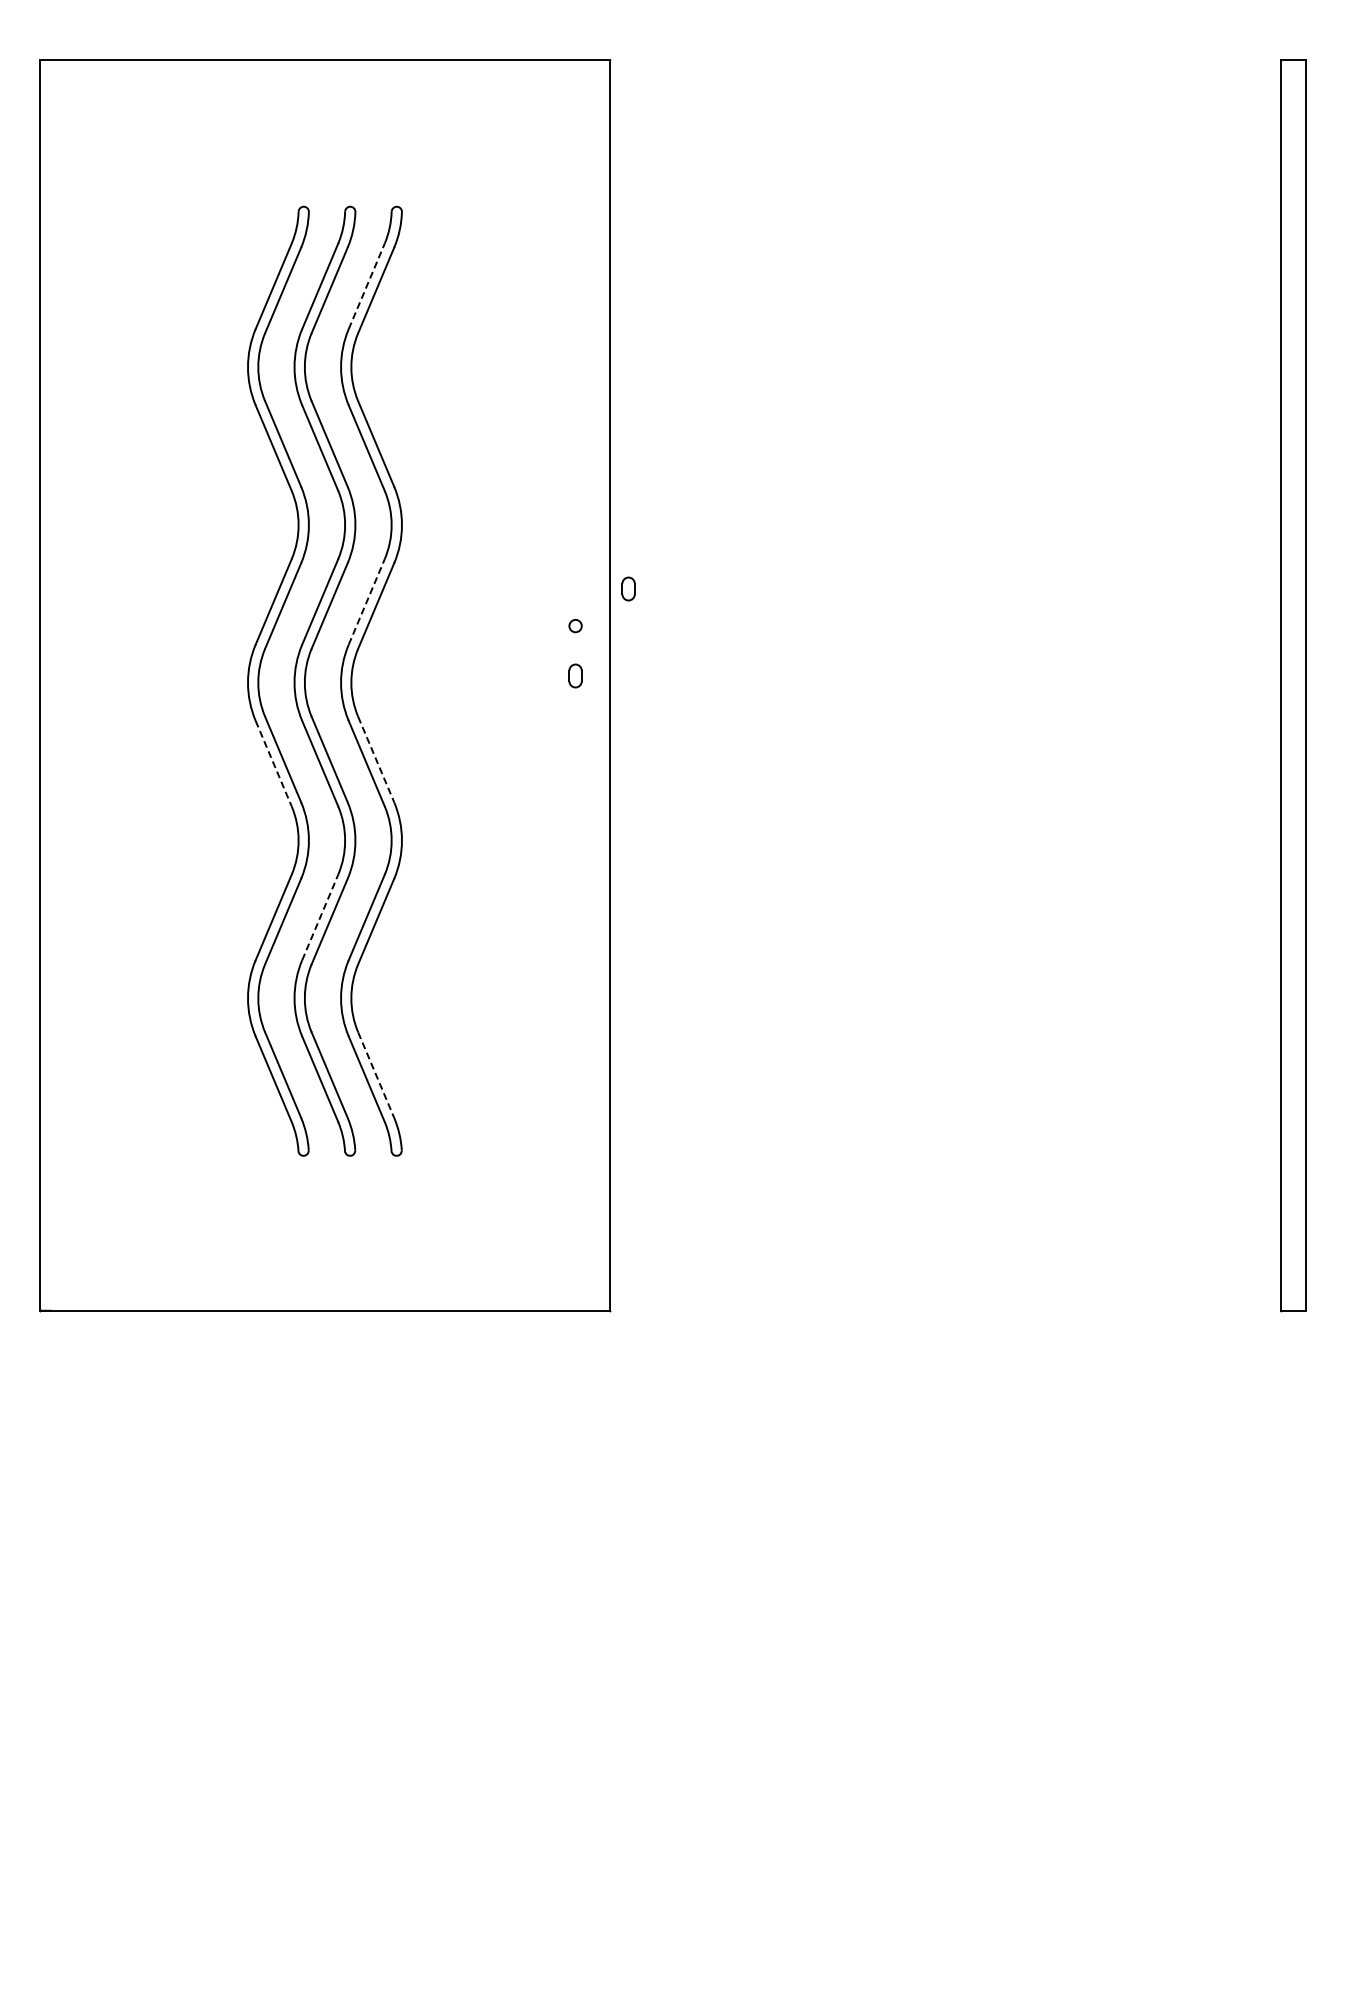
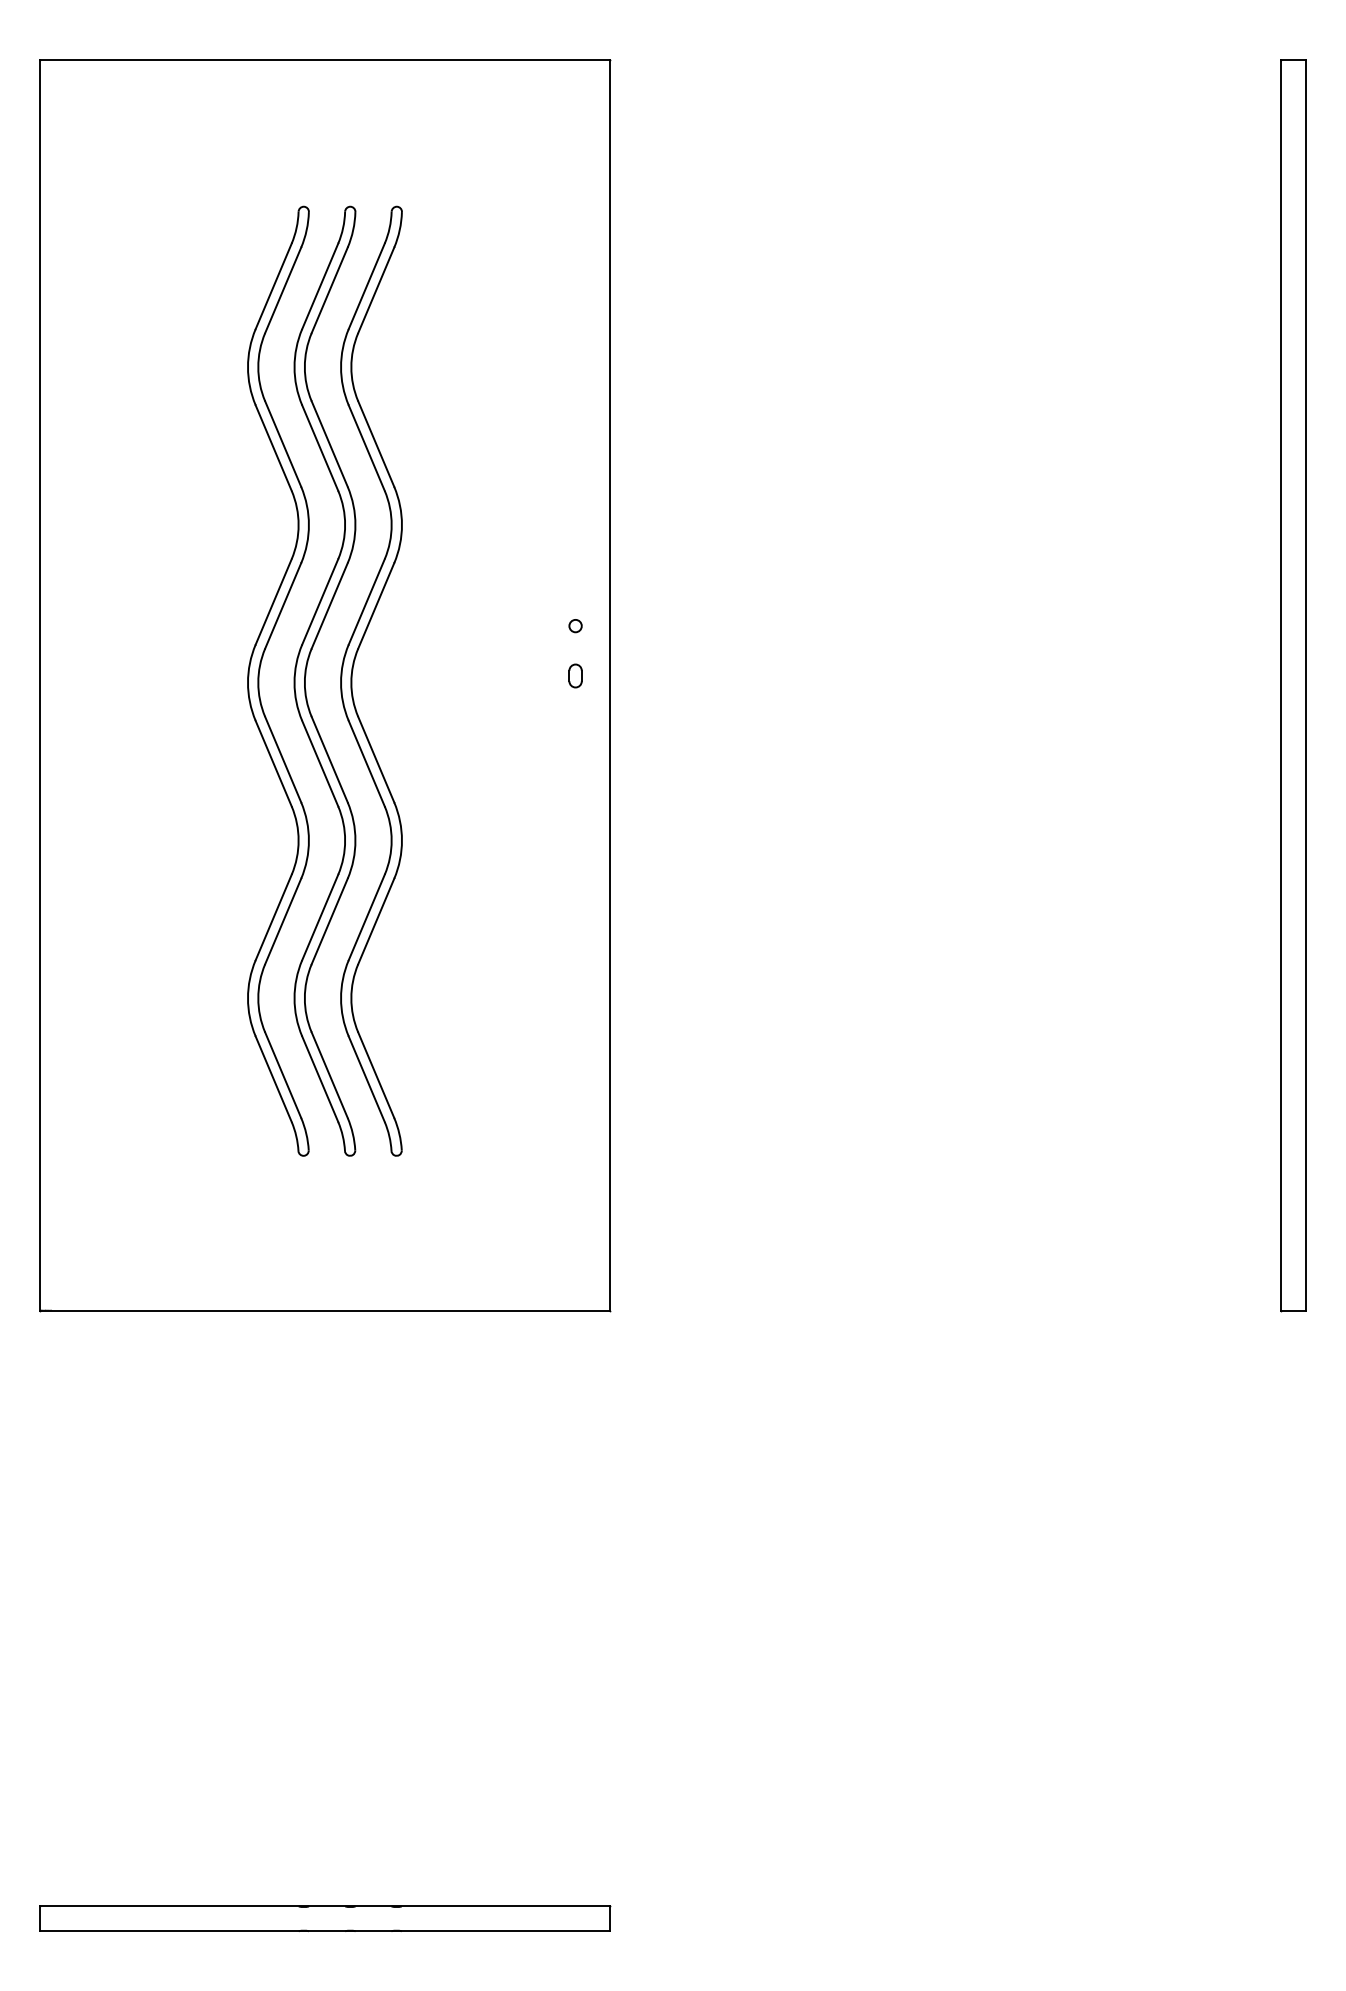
line: dashed -> solid (366, 285)
part: present -> none (628, 588)
line: dashed -> solid (366, 601)
line: dashed -> solid (376, 760)
line: dashed -> solid (273, 764)
line: dashed -> solid (320, 917)
line: dashed -> solid (376, 1075)
part: none -> present (325, 1918)
